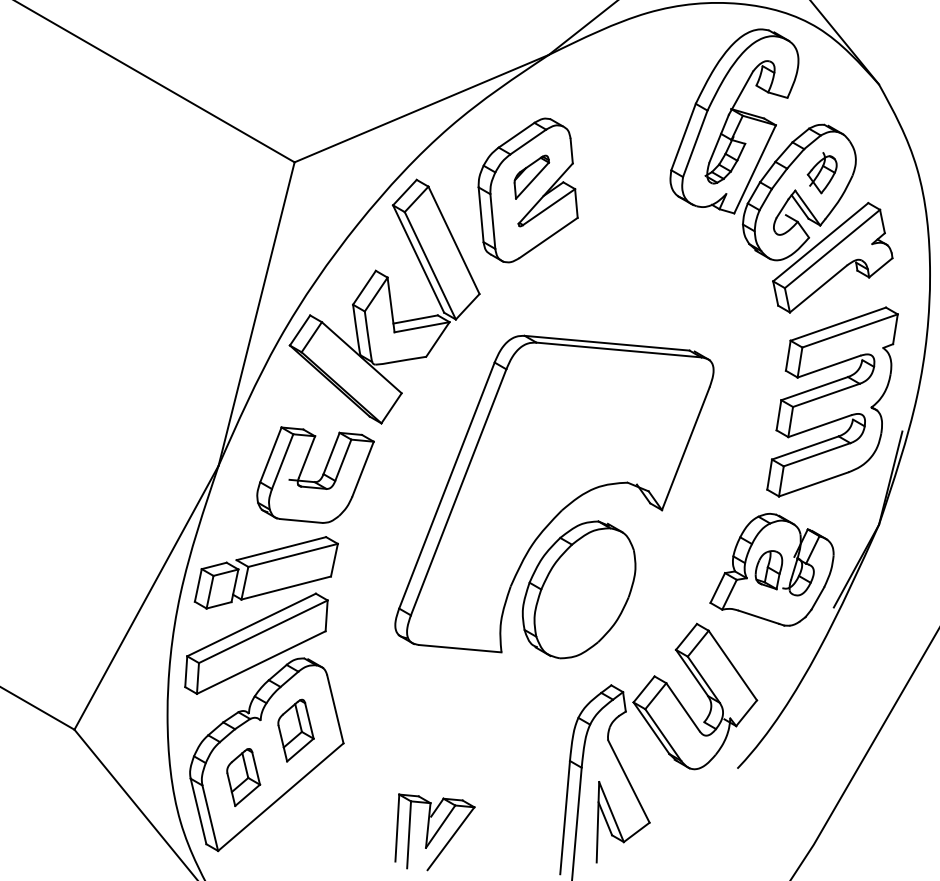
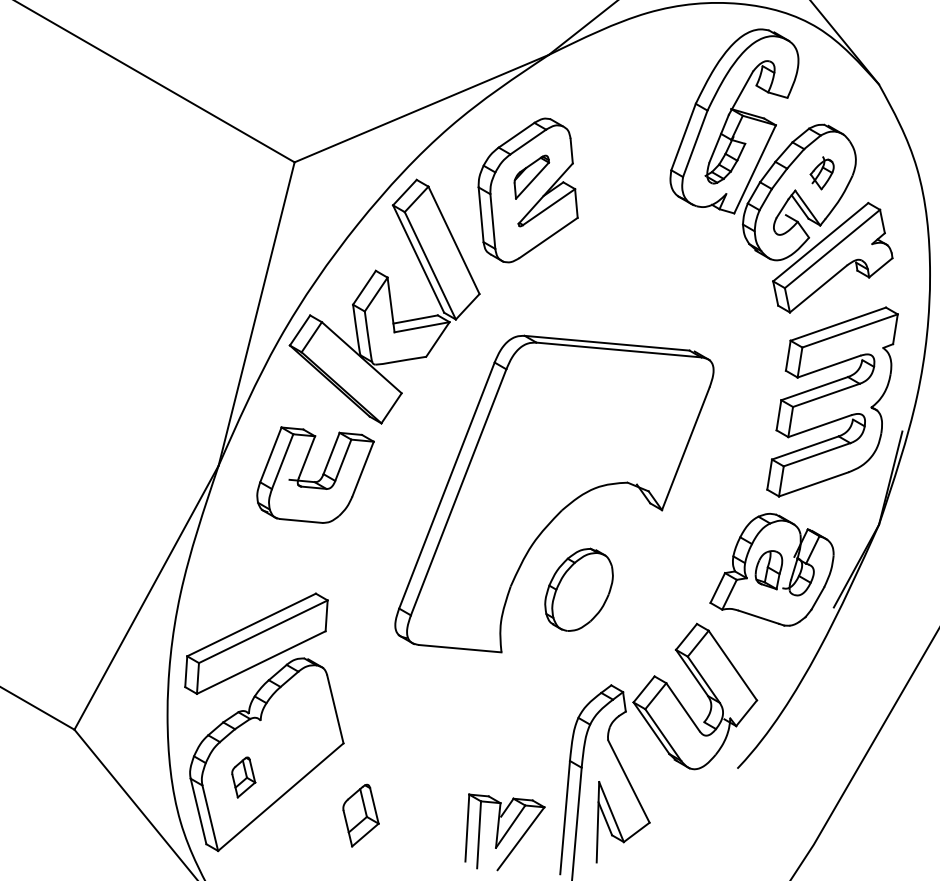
part size: 32x43 px -> 26x35 px (821, 173)
part: present -> none (265, 572)
part size: 116x140 px -> 70x85 px (578, 589)
part position: (295, 730) -> (360, 815) (360, 815)
part size: 36x59 px -> 26x43 px (243, 777)
part position: (434, 832) -> (504, 832) (504, 832)
